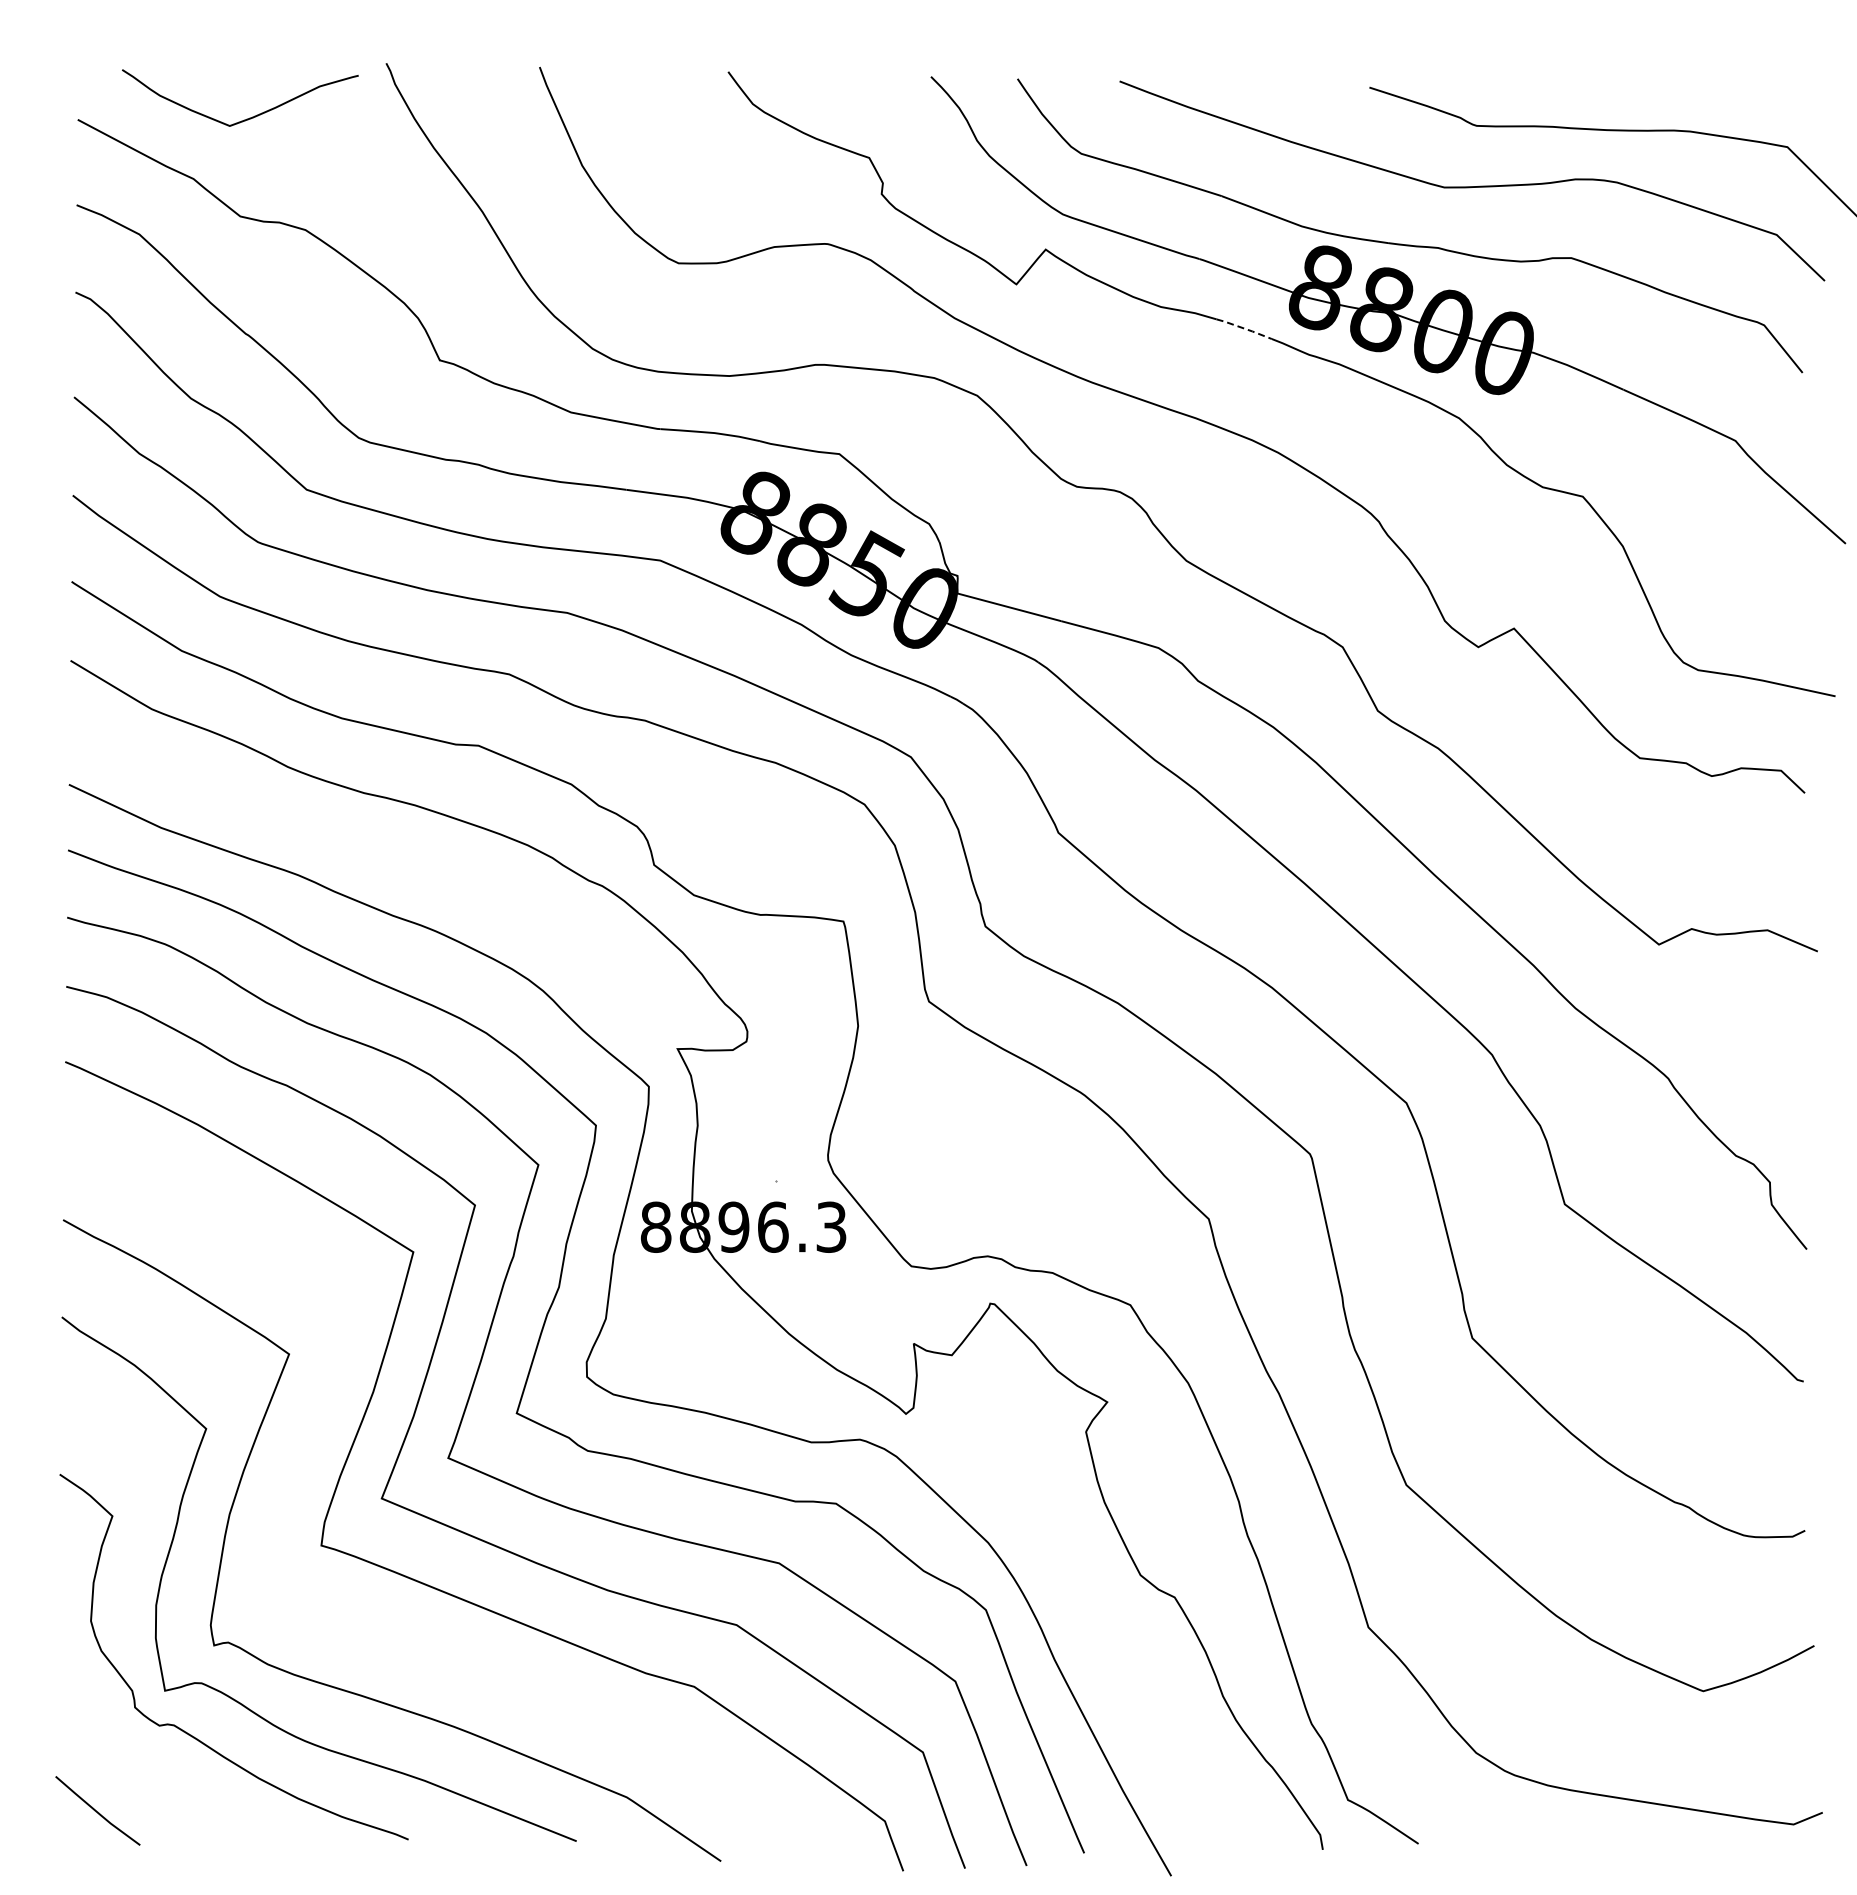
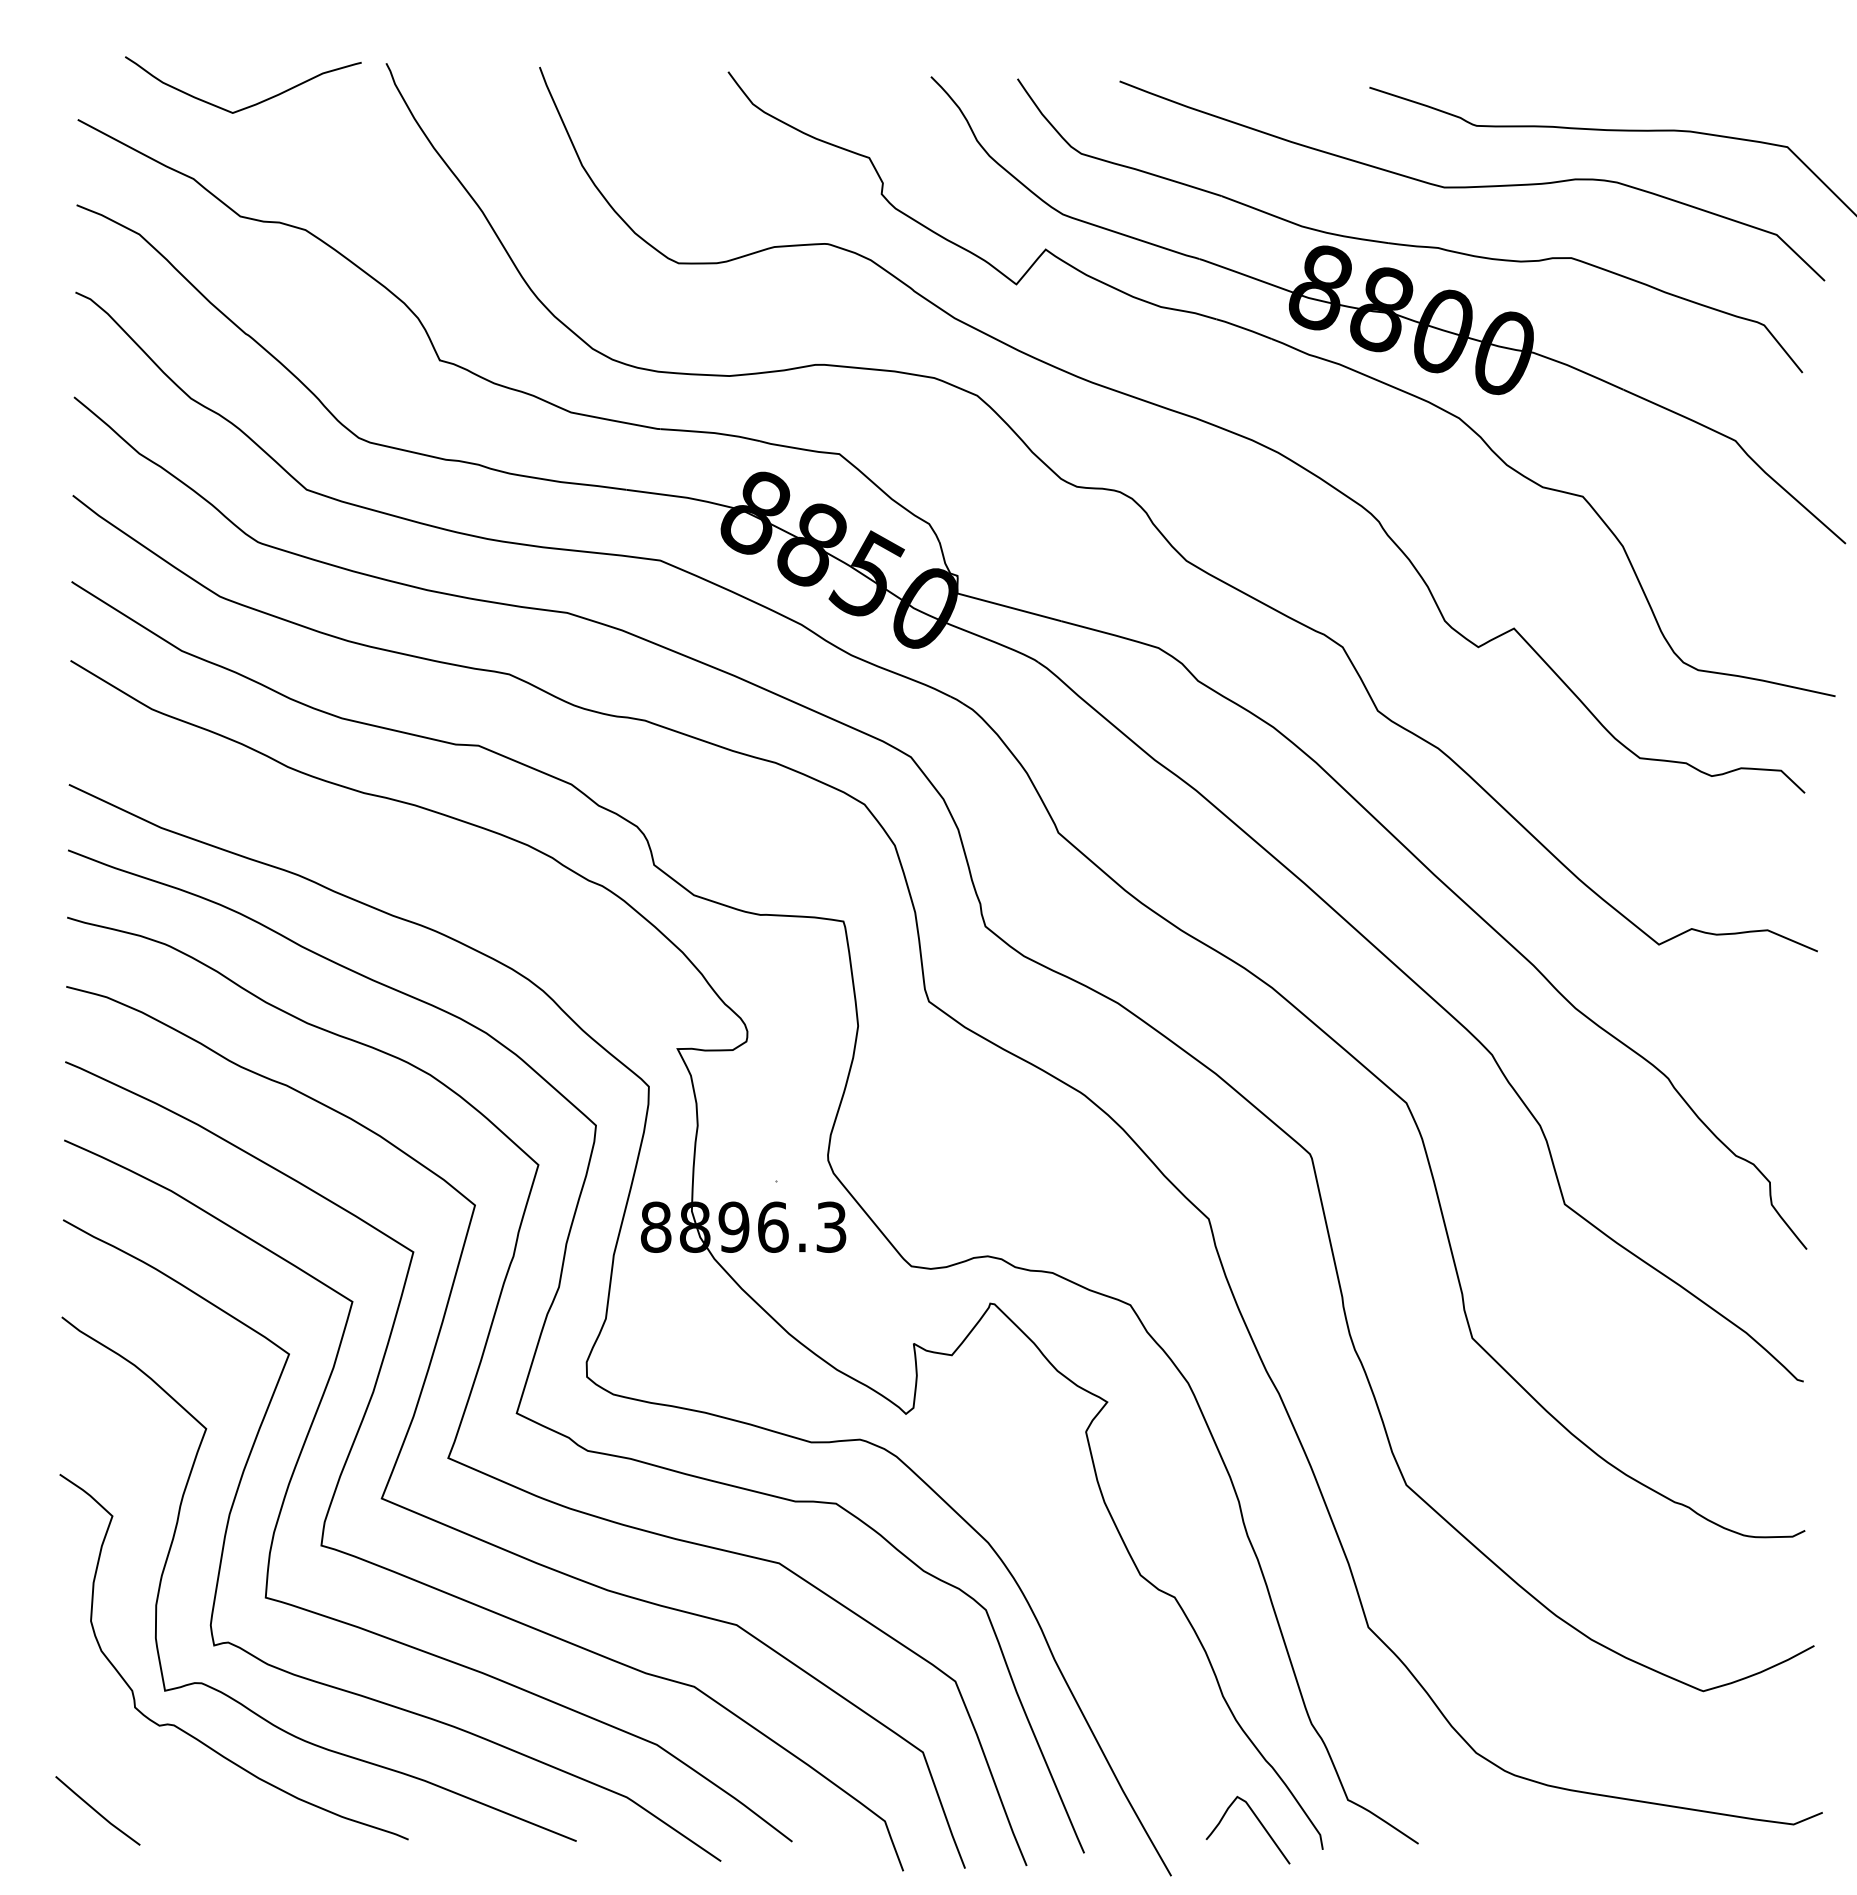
curve position: (249, 117) -> (252, 104) (252, 104)
line: dashed -> solid (1244, 328)
curve: none -> present (306, 1441)
curve: none -> present (1257, 1820)
